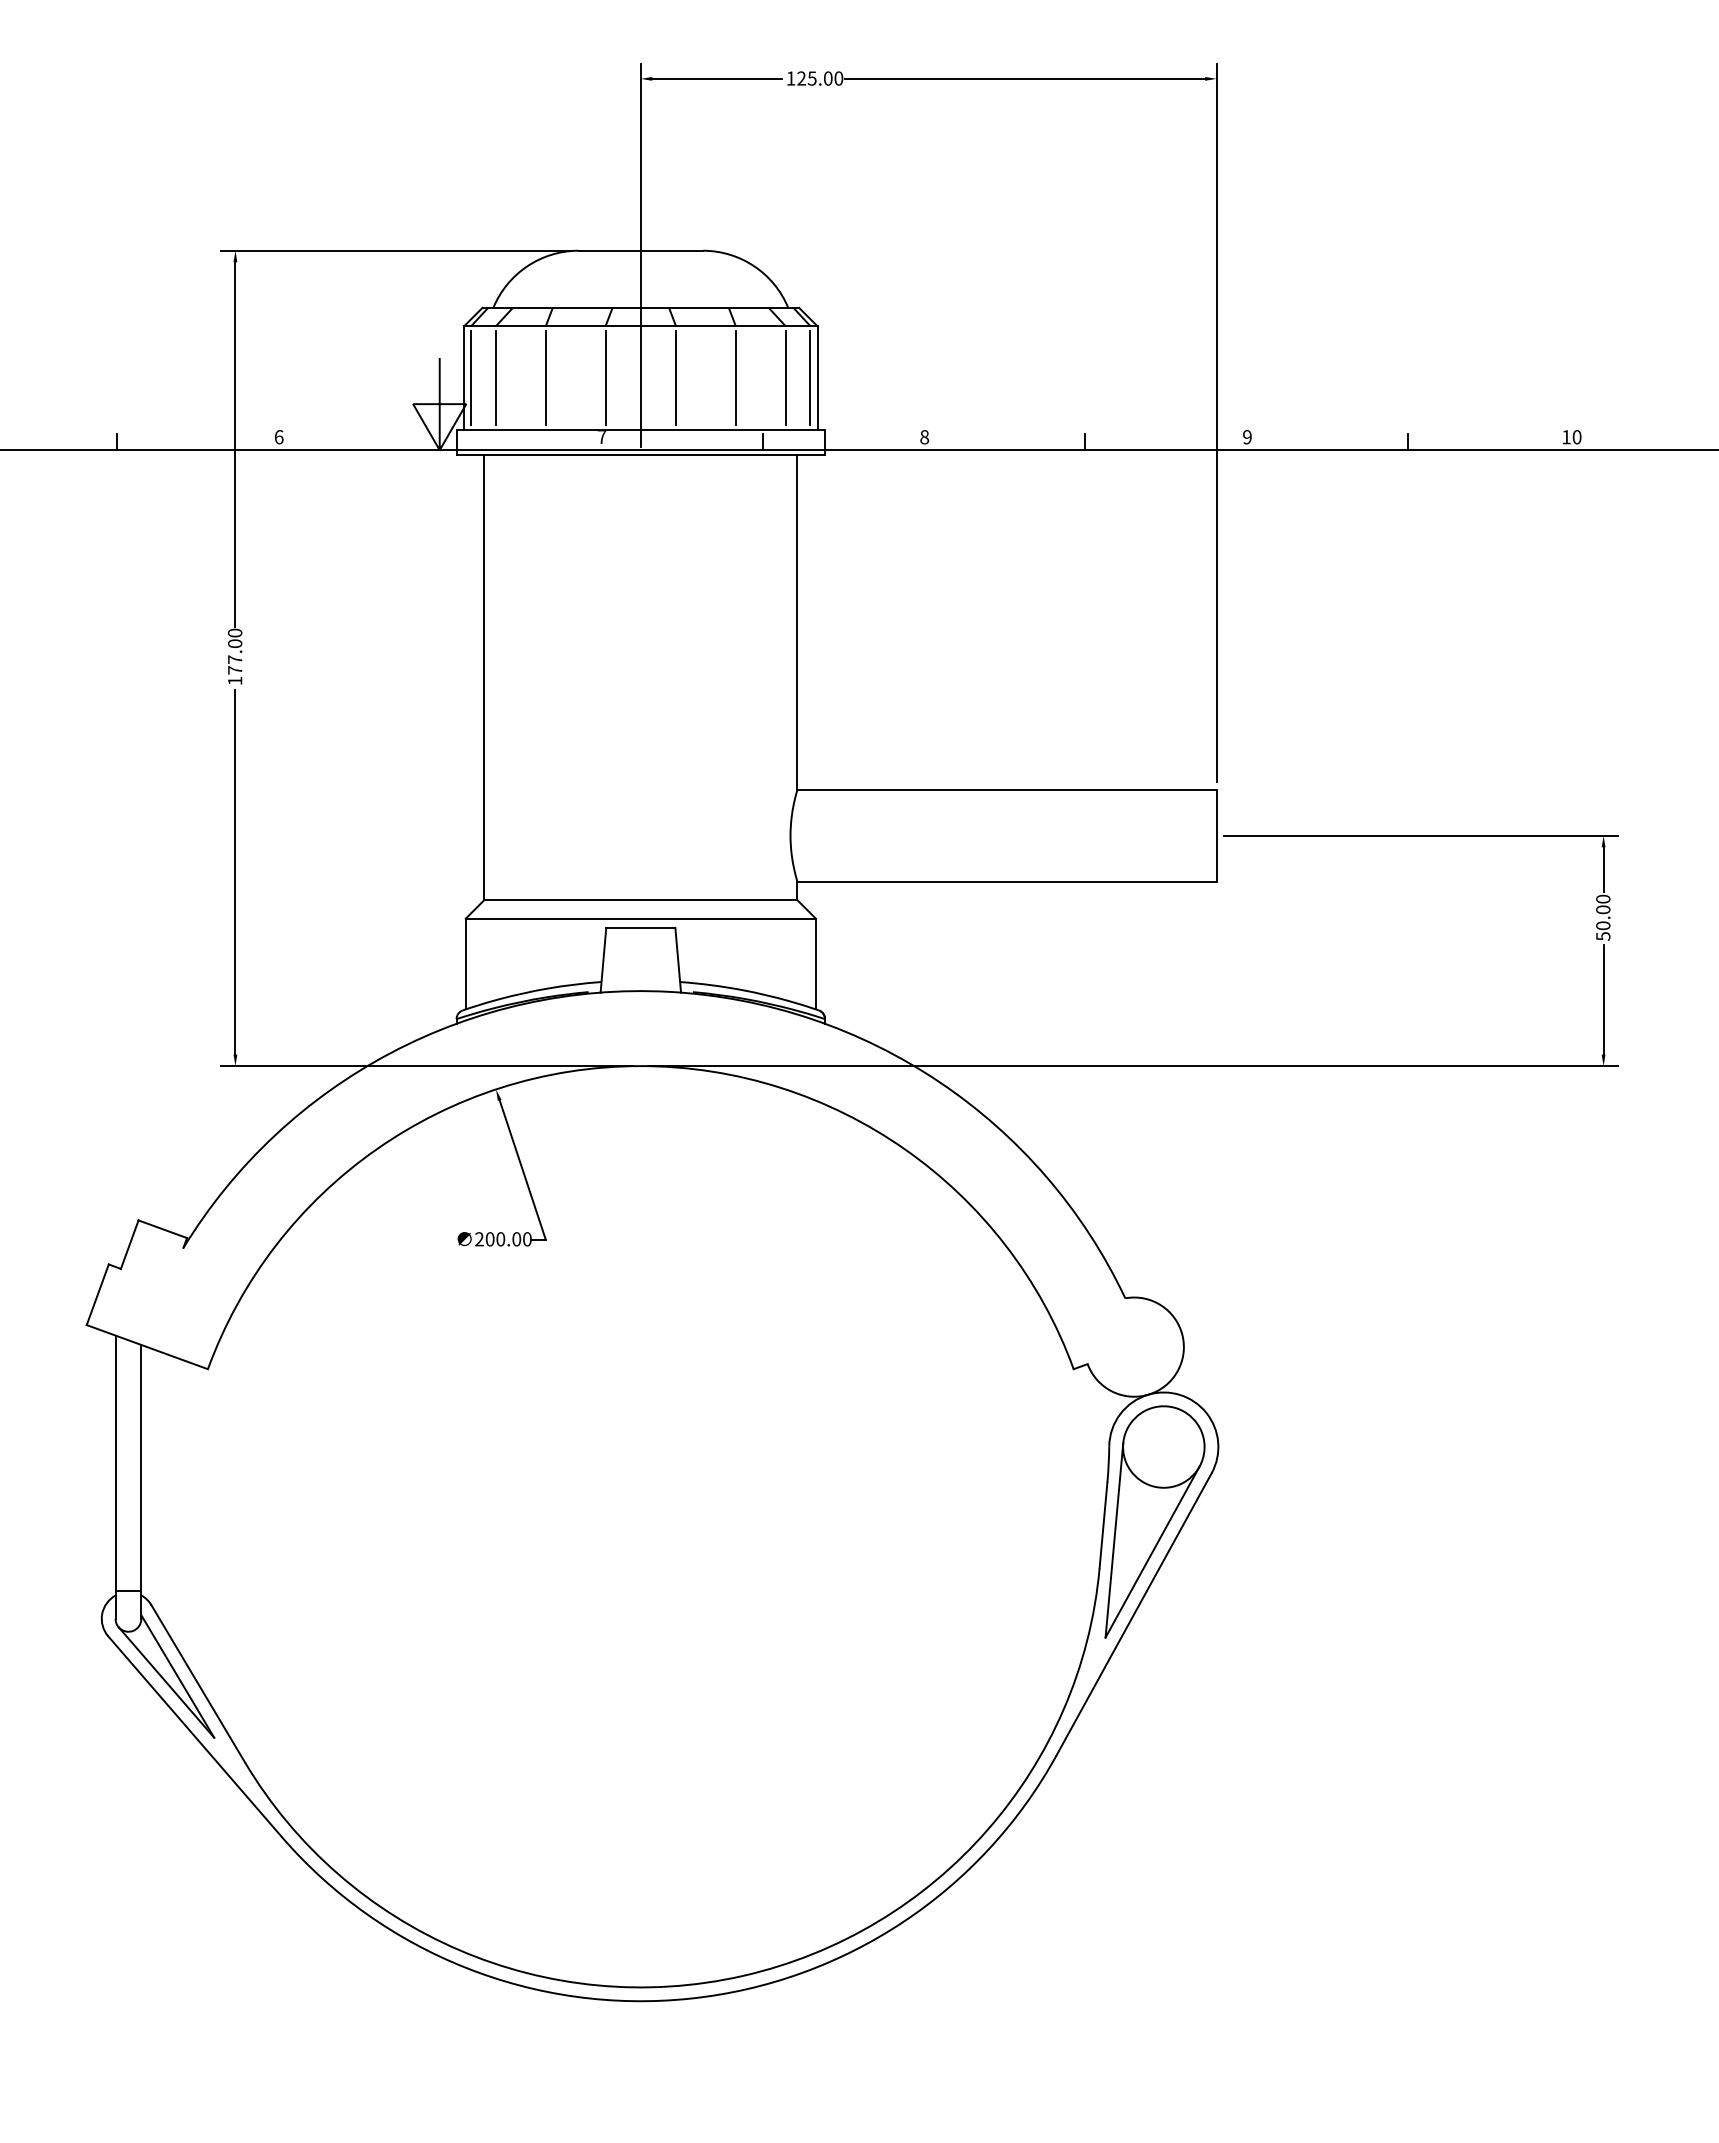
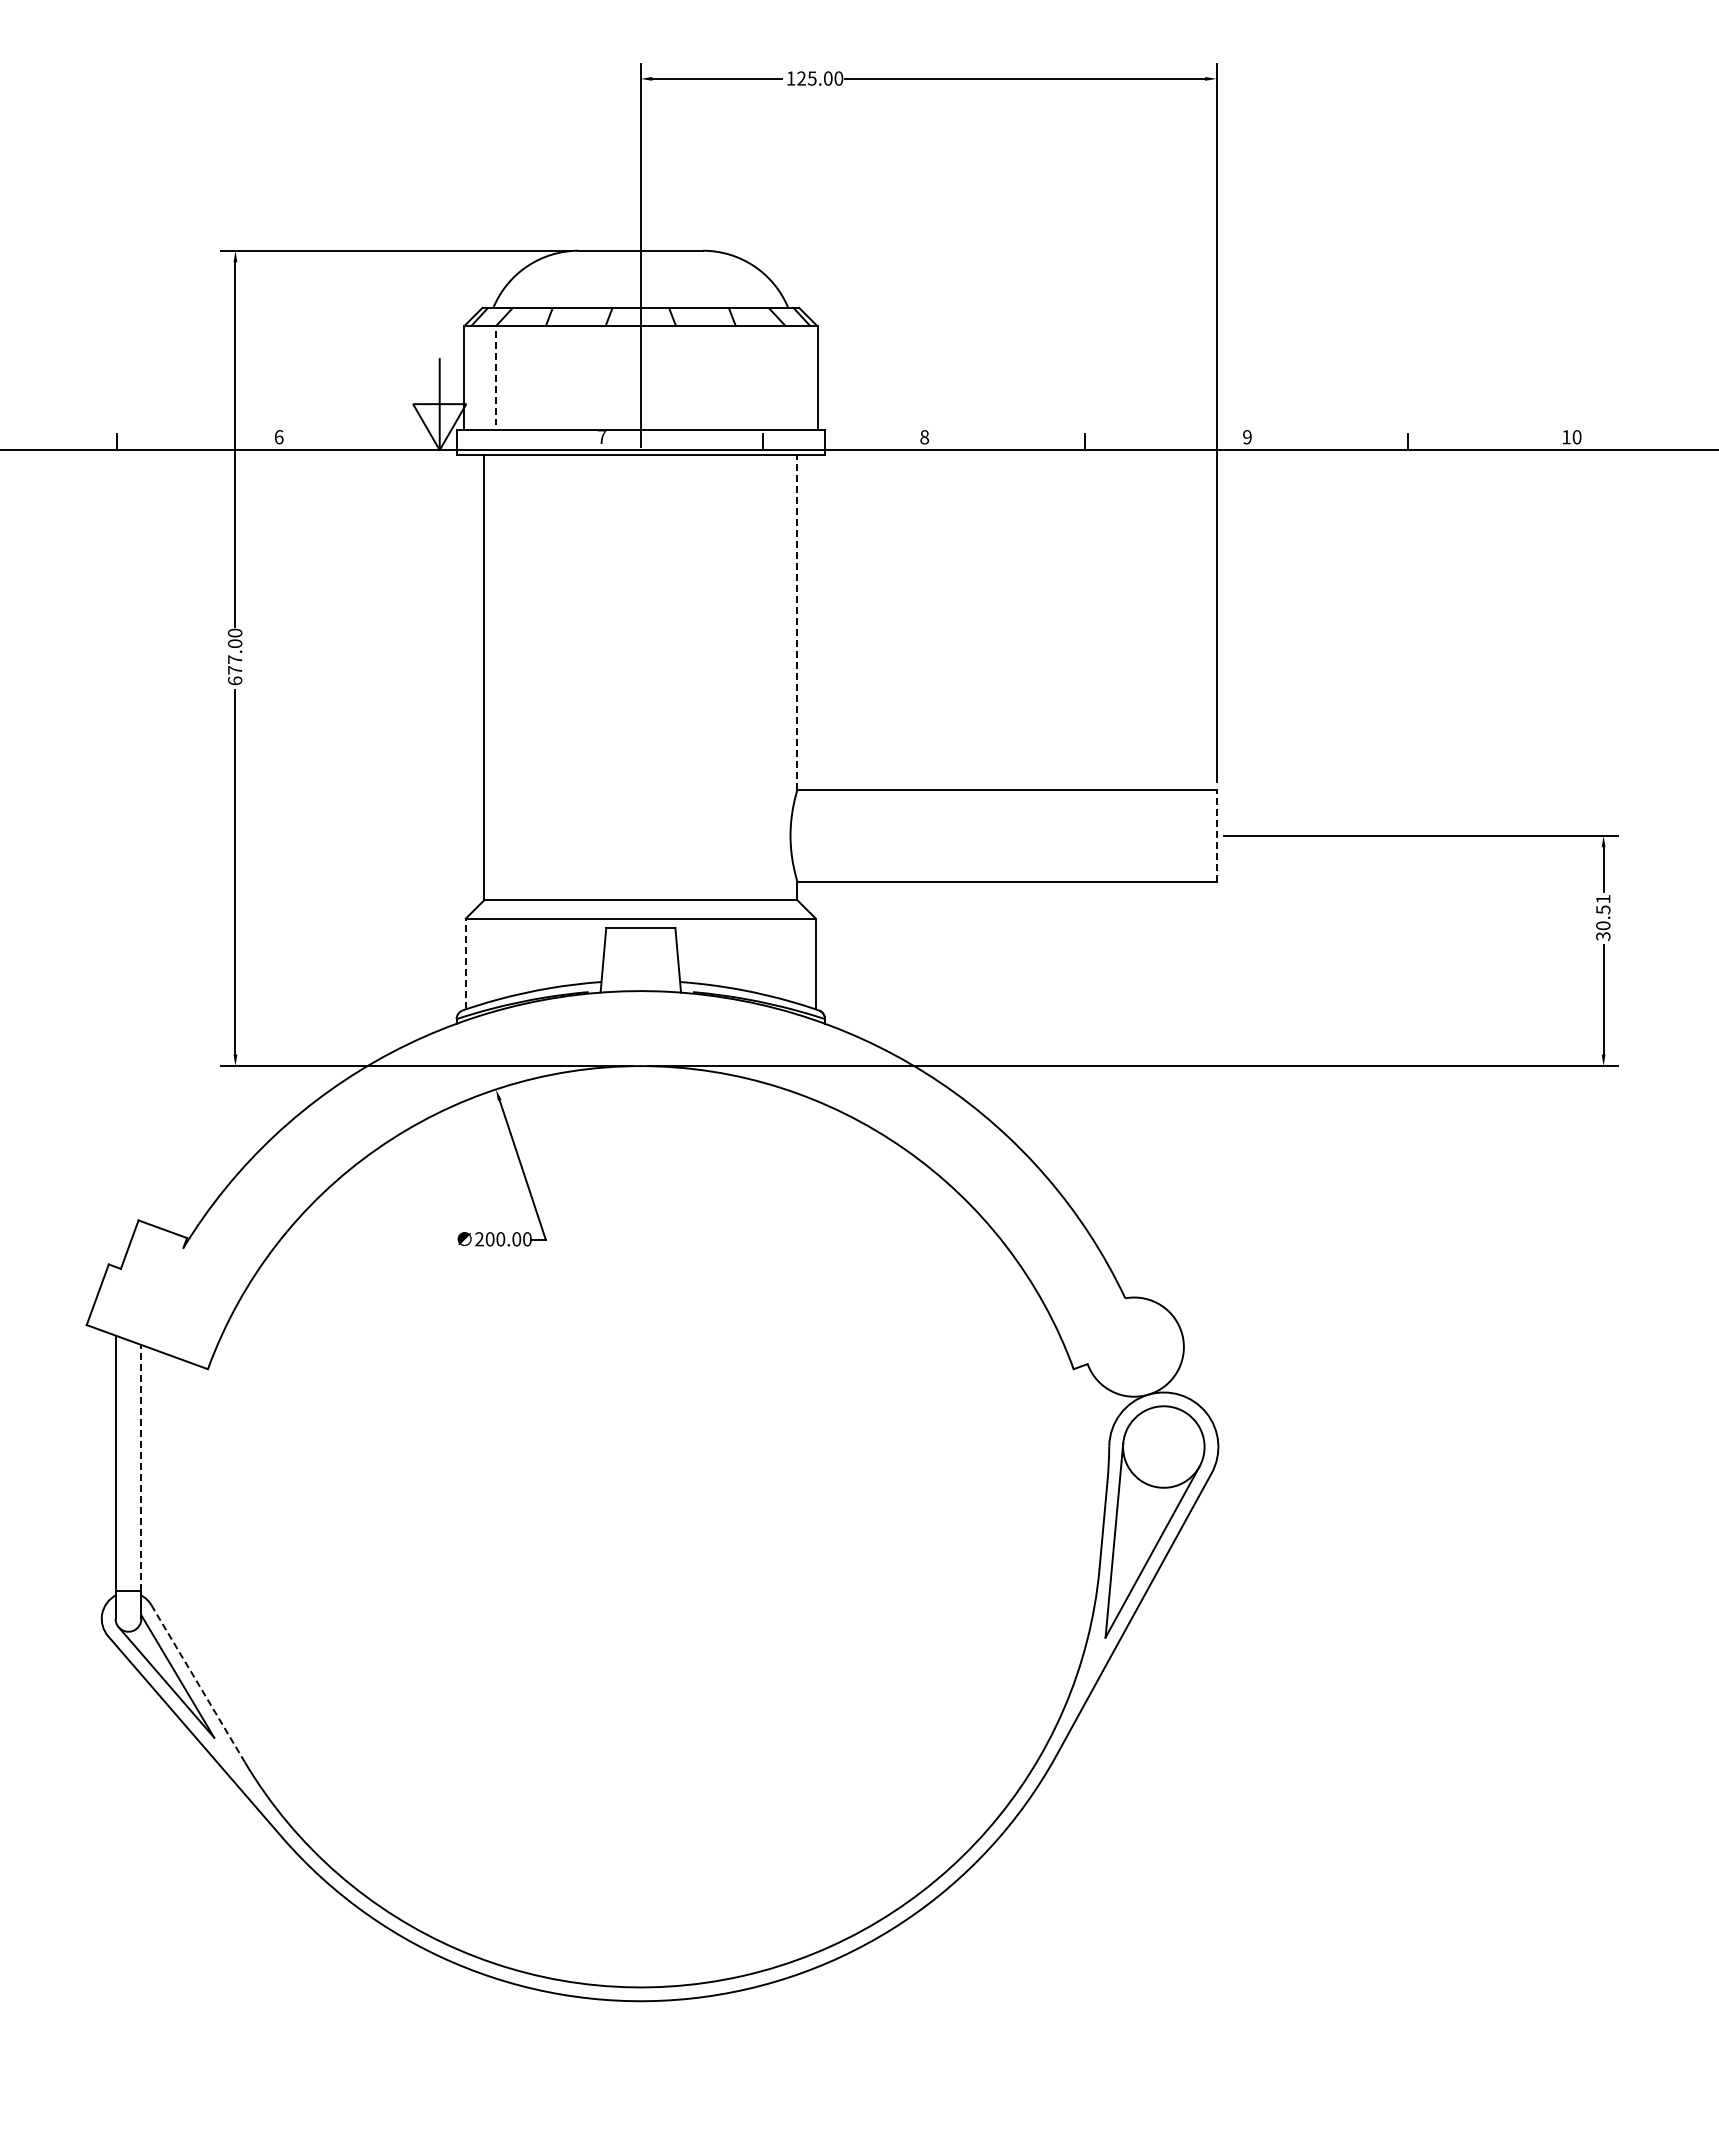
line: present -> none (471, 377)
line: present -> none (545, 377)
line: present -> none (605, 377)
line: present -> none (676, 377)
line: present -> none (735, 377)
line: present -> none (785, 377)
line: present -> none (810, 377)
line: solid -> dashed (495, 378)
line: solid -> dashed (797, 622)
text: 177.00 -> 677.00 (235, 680)
line: solid -> dashed (1216, 835)
text: 50.00 -> 30.51 (1603, 917)
line: solid -> dashed (465, 963)
line: solid -> dashed (141, 1467)
line: solid -> dashed (197, 1683)
